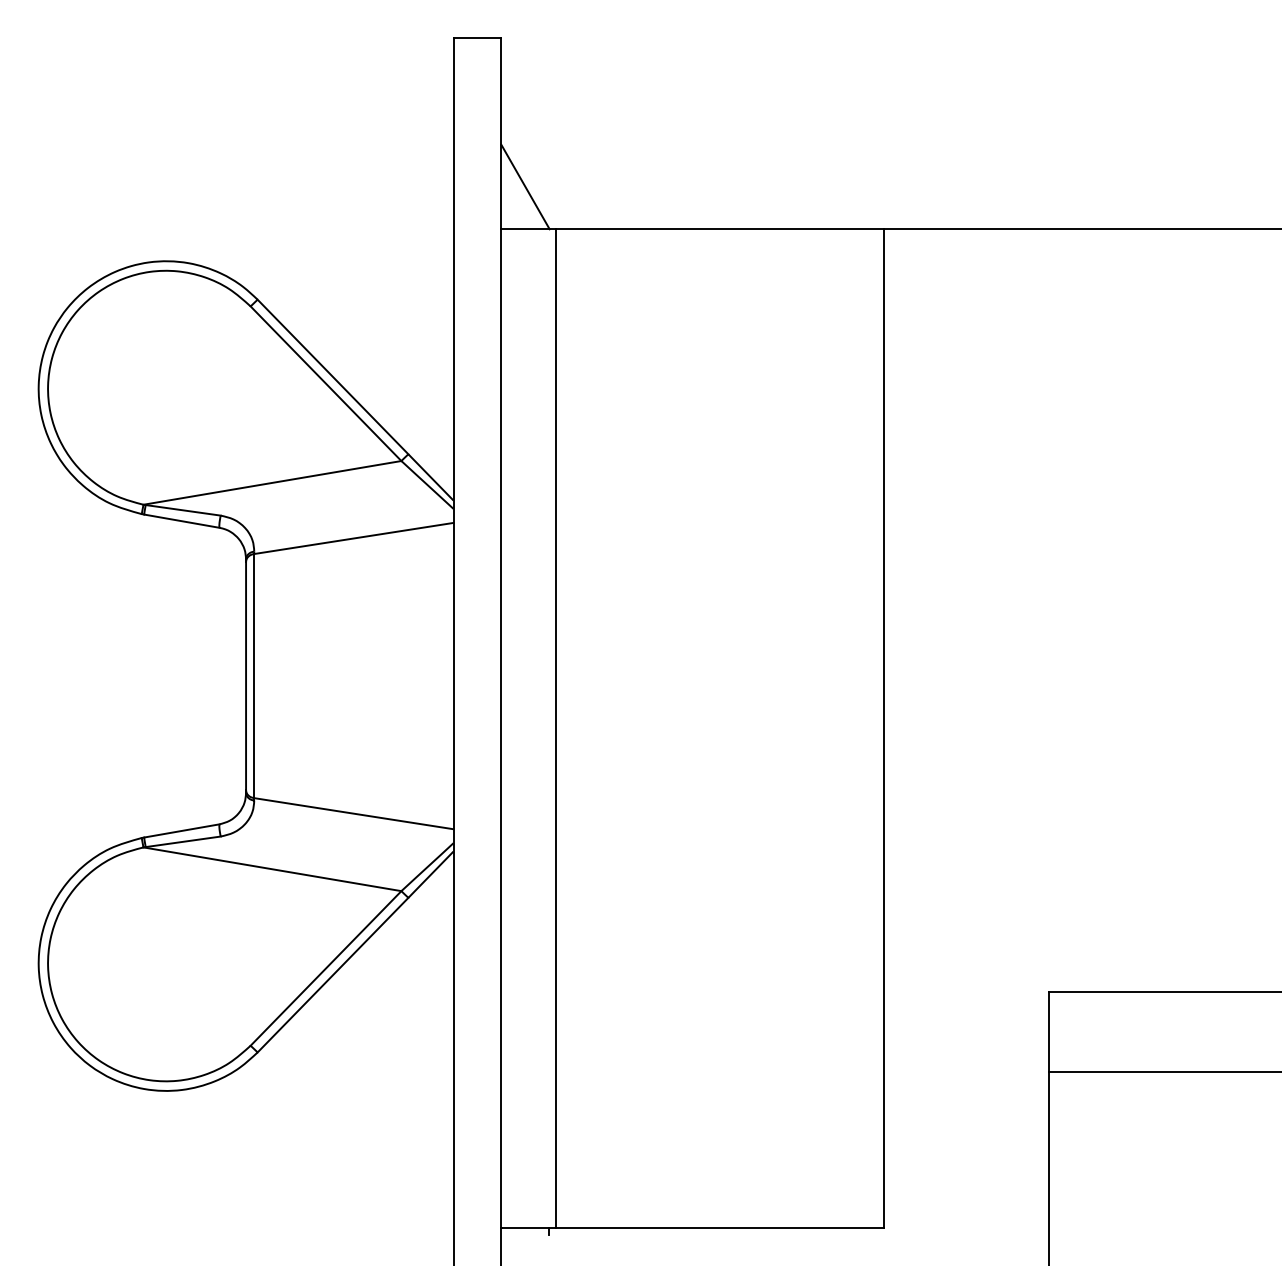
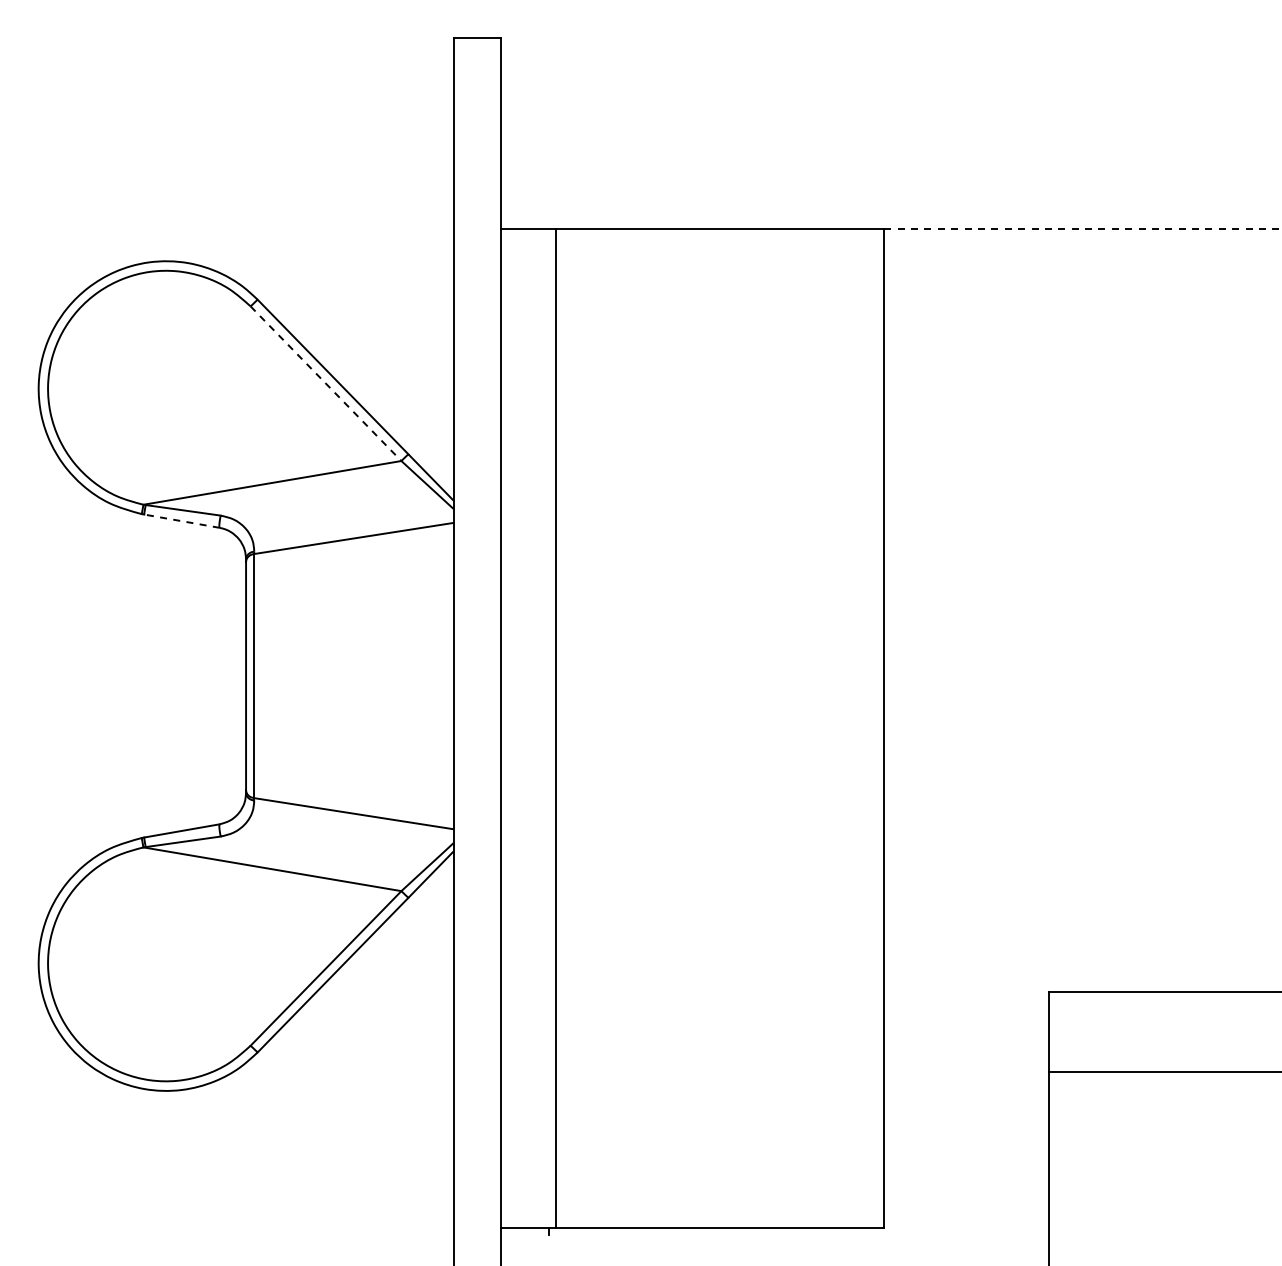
line: present -> none (525, 186)
line: solid -> dashed (1083, 229)
line: solid -> dashed (326, 383)
line: solid -> dashed (181, 521)
